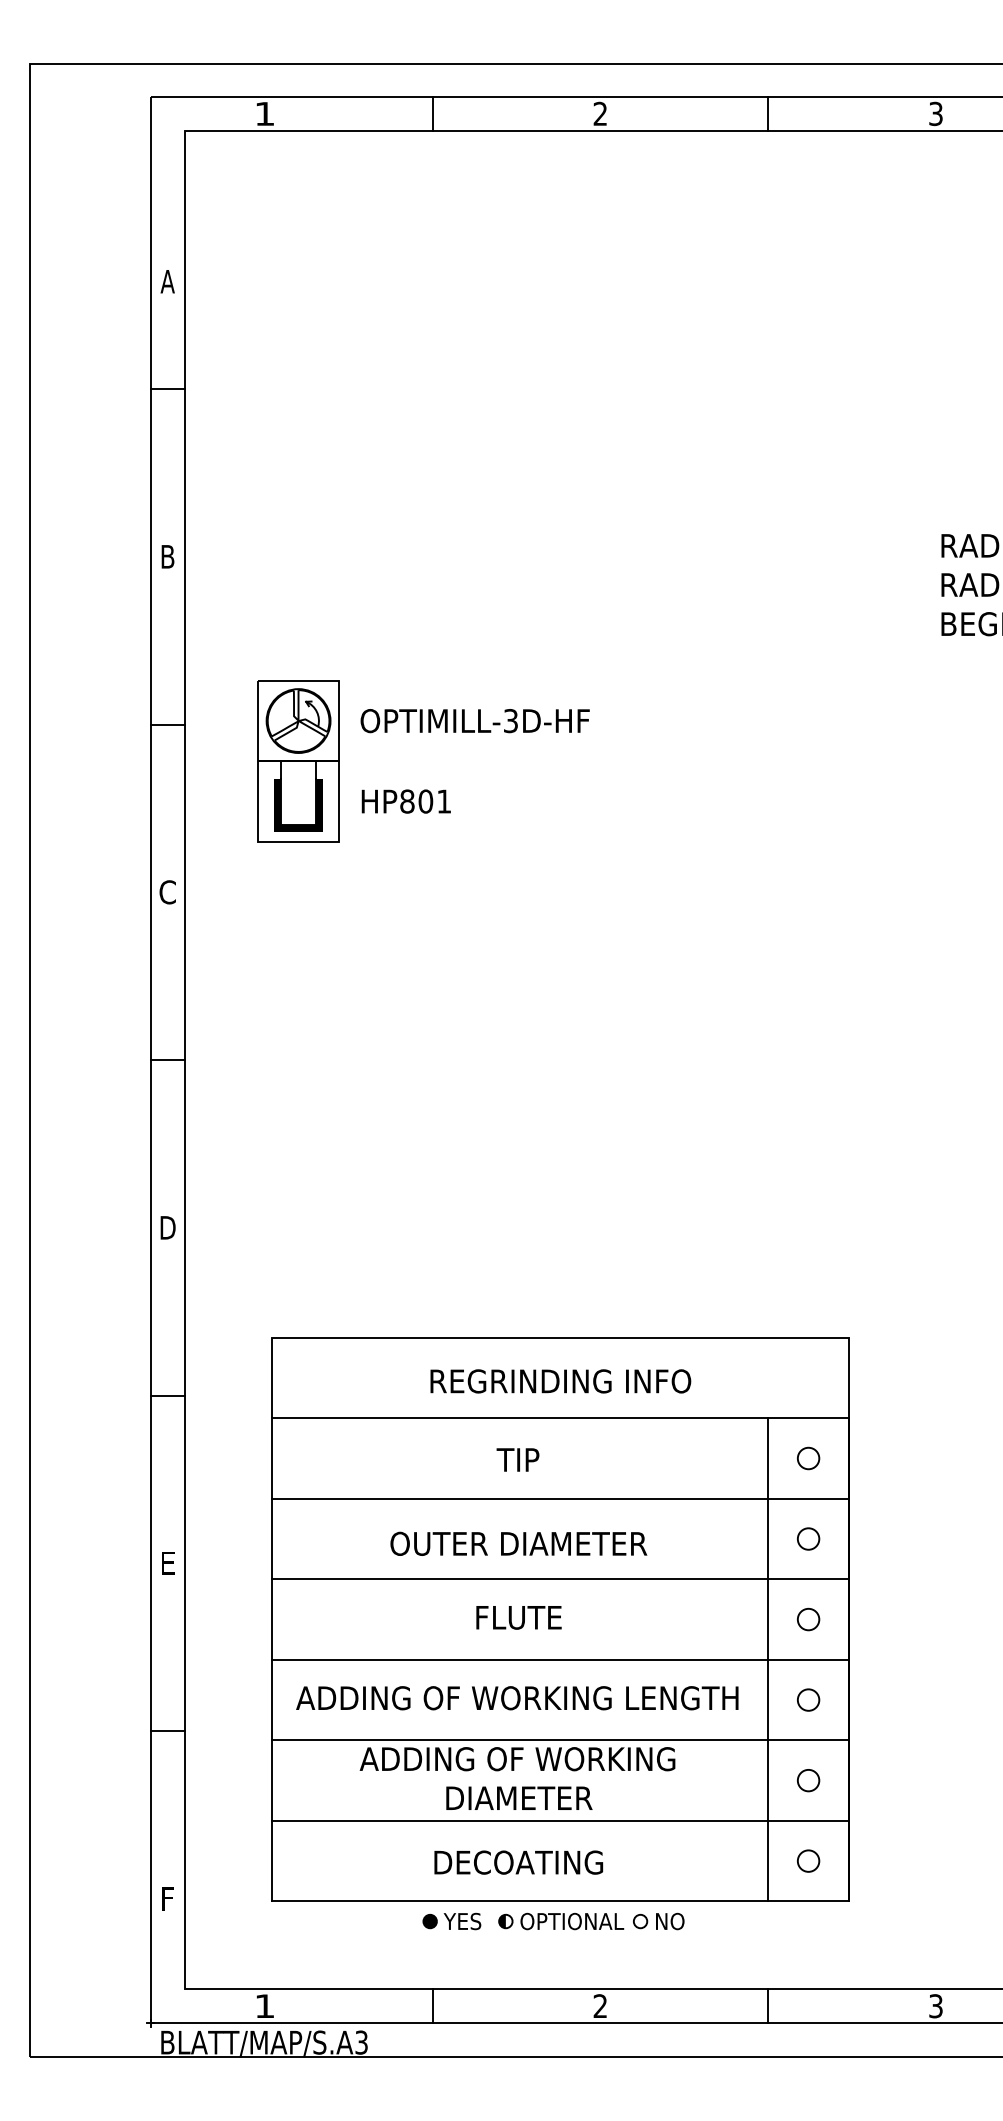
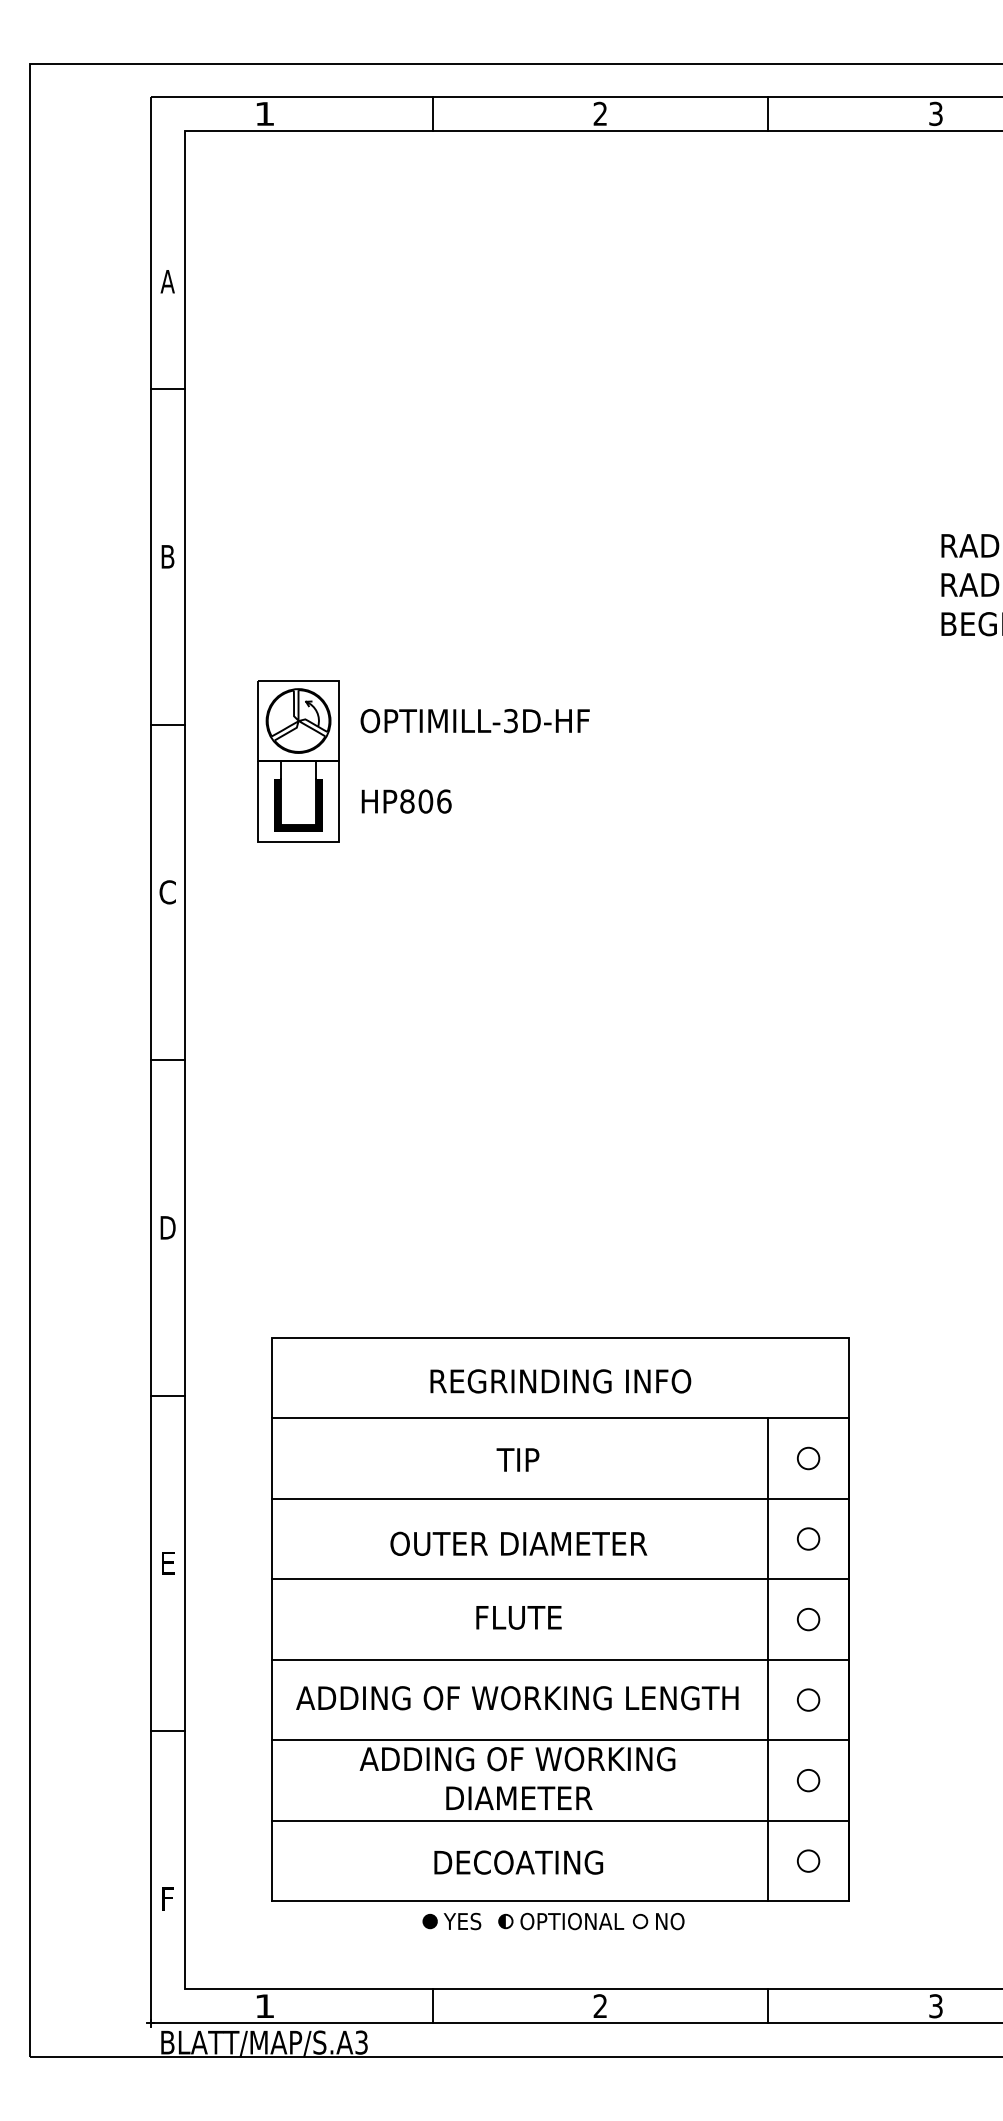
text: HP801 -> HP806 (444, 801)
